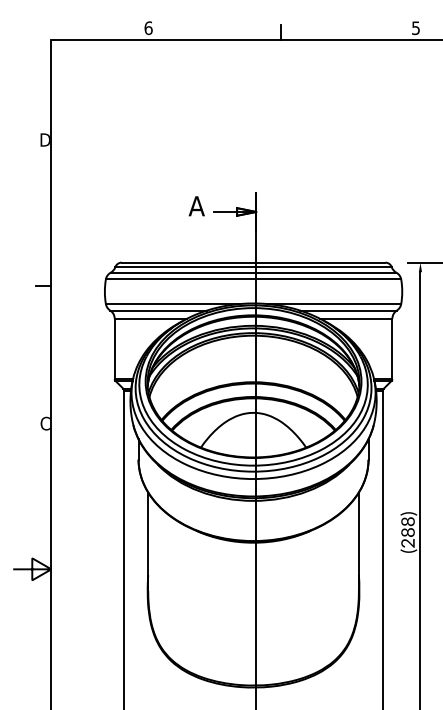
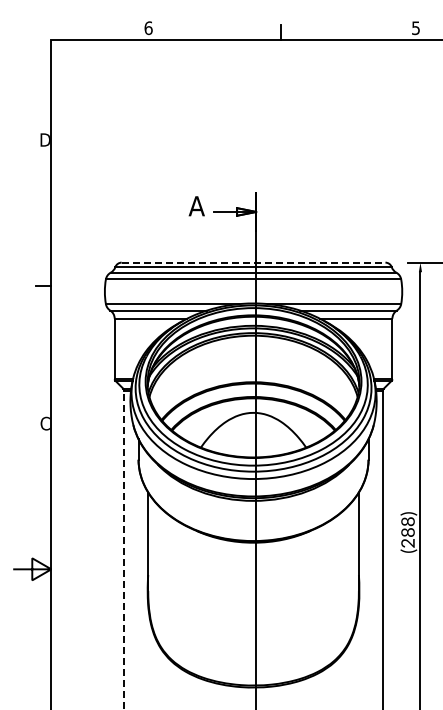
line: solid -> dashed (253, 262)
line: solid -> dashed (124, 550)
